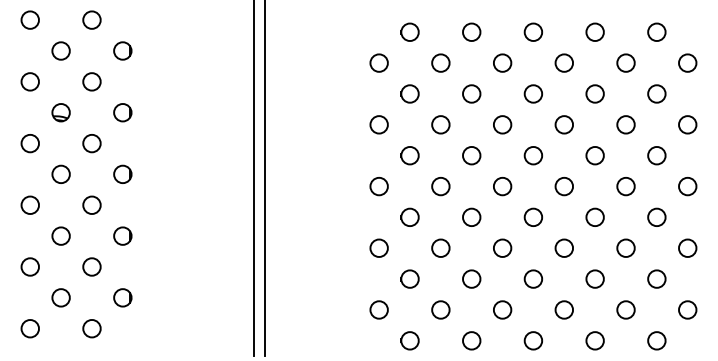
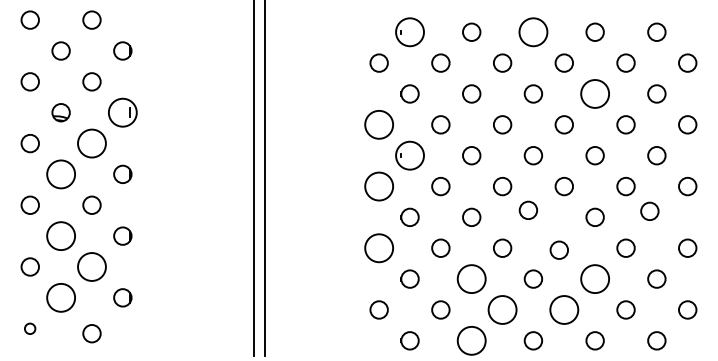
circle diameter: 17 px -> 28 px (409, 32)
circle diameter: 17 px -> 28 px (533, 32)
circle diameter: 17 px -> 28 px (595, 93)
circle diameter: 17 px -> 28 px (122, 112)
circle diameter: 17 px -> 28 px (379, 124)
circle diameter: 17 px -> 28 px (91, 143)
circle diameter: 17 px -> 28 px (409, 155)
circle diameter: 17 px -> 28 px (61, 174)
circle diameter: 17 px -> 28 px (379, 186)
circle position: (532, 216) -> (527, 209) (527, 209)
circle position: (656, 216) -> (649, 210) (649, 210)
circle diameter: 17 px -> 28 px (61, 236)
circle diameter: 17 px -> 28 px (379, 248)
circle position: (563, 247) -> (558, 249) (558, 249)
circle diameter: 17 px -> 28 px (91, 266)
circle diameter: 17 px -> 28 px (471, 279)
circle diameter: 17 px -> 28 px (595, 279)
circle diameter: 17 px -> 28 px (61, 297)
circle diameter: 17 px -> 28 px (502, 309)
circle diameter: 17 px -> 28 px (564, 309)
circle size: 20x20 px -> 13x13 px (30, 328)
circle position: (91, 328) -> (91, 333) (91, 333)
circle diameter: 17 px -> 28 px (471, 340)
